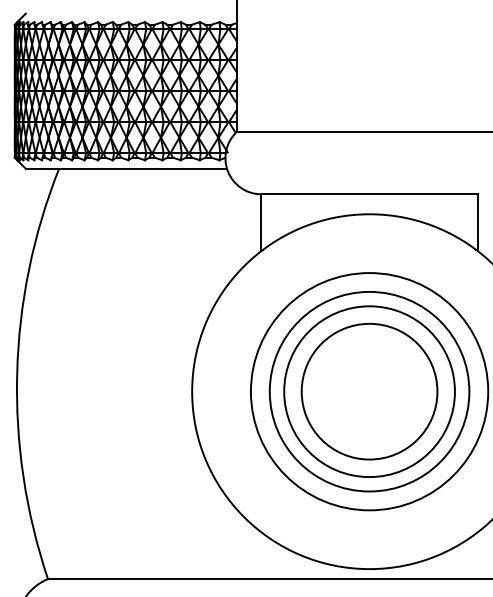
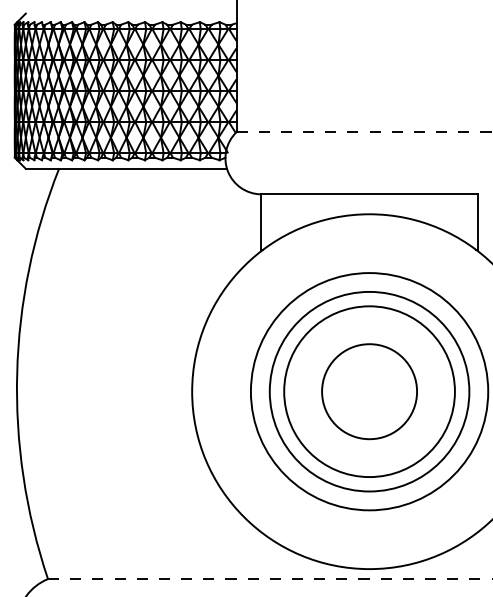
line: solid -> dashed (365, 132)
circle diameter: 136 px -> 95 px (369, 391)
line: solid -> dashed (270, 579)
